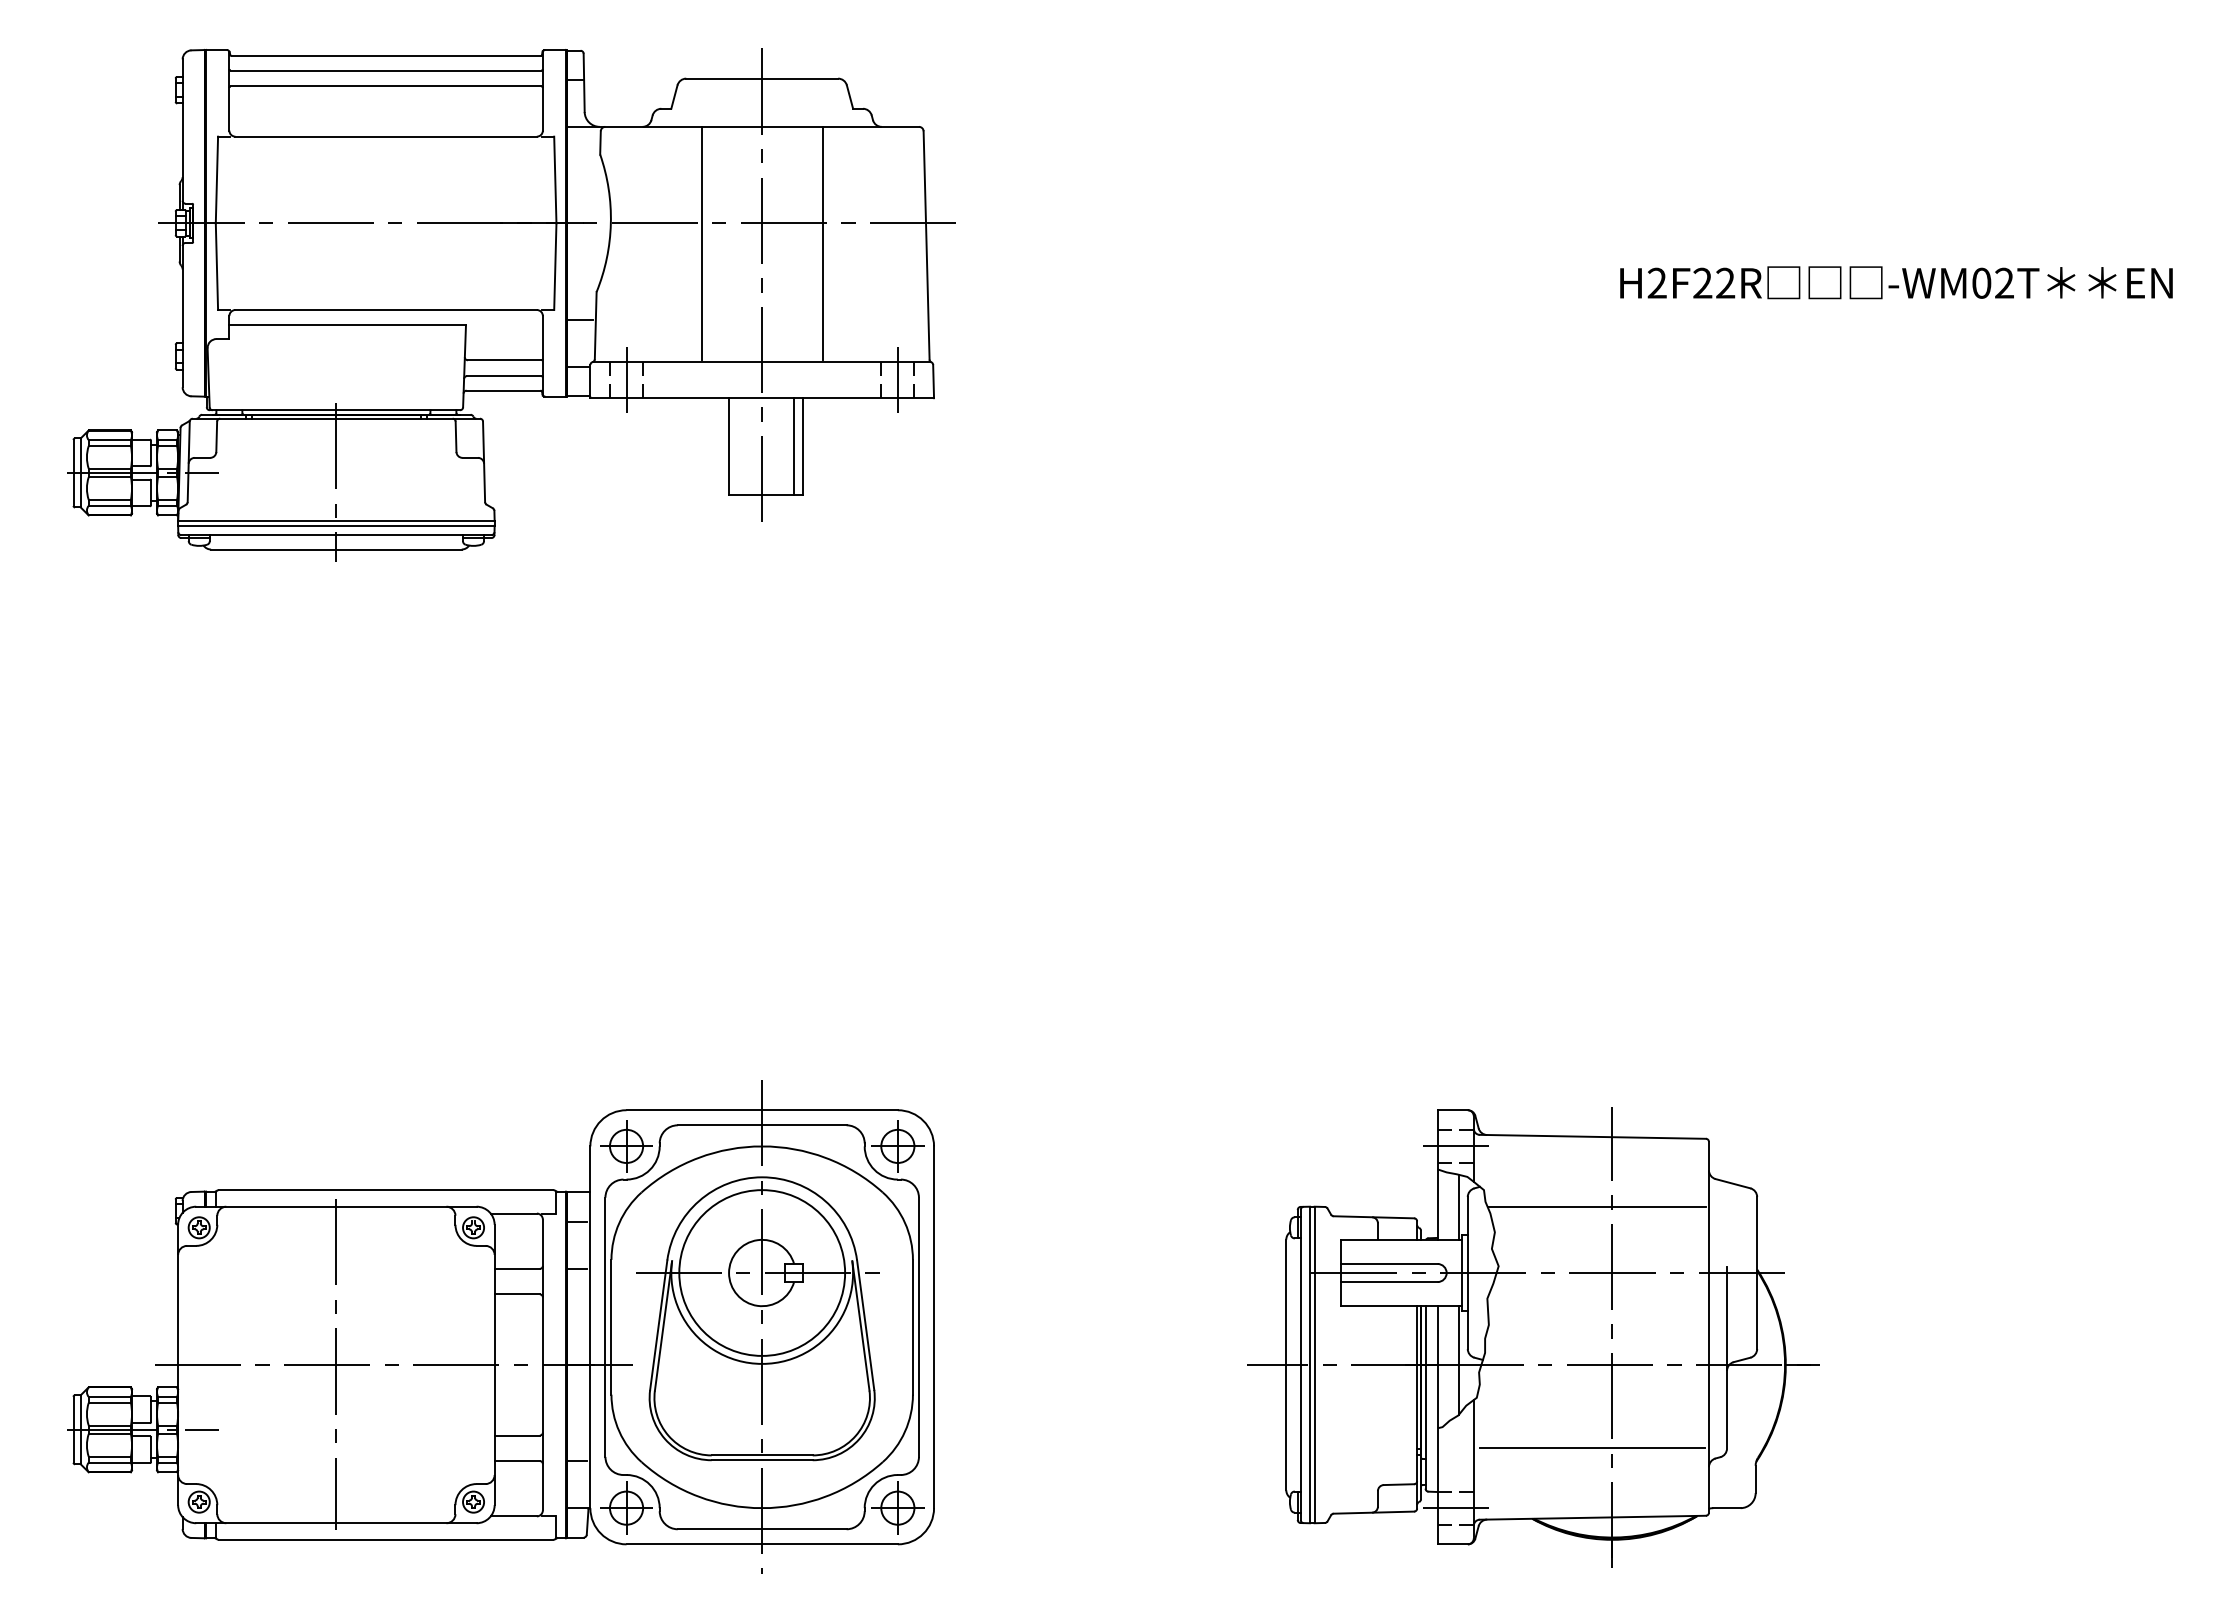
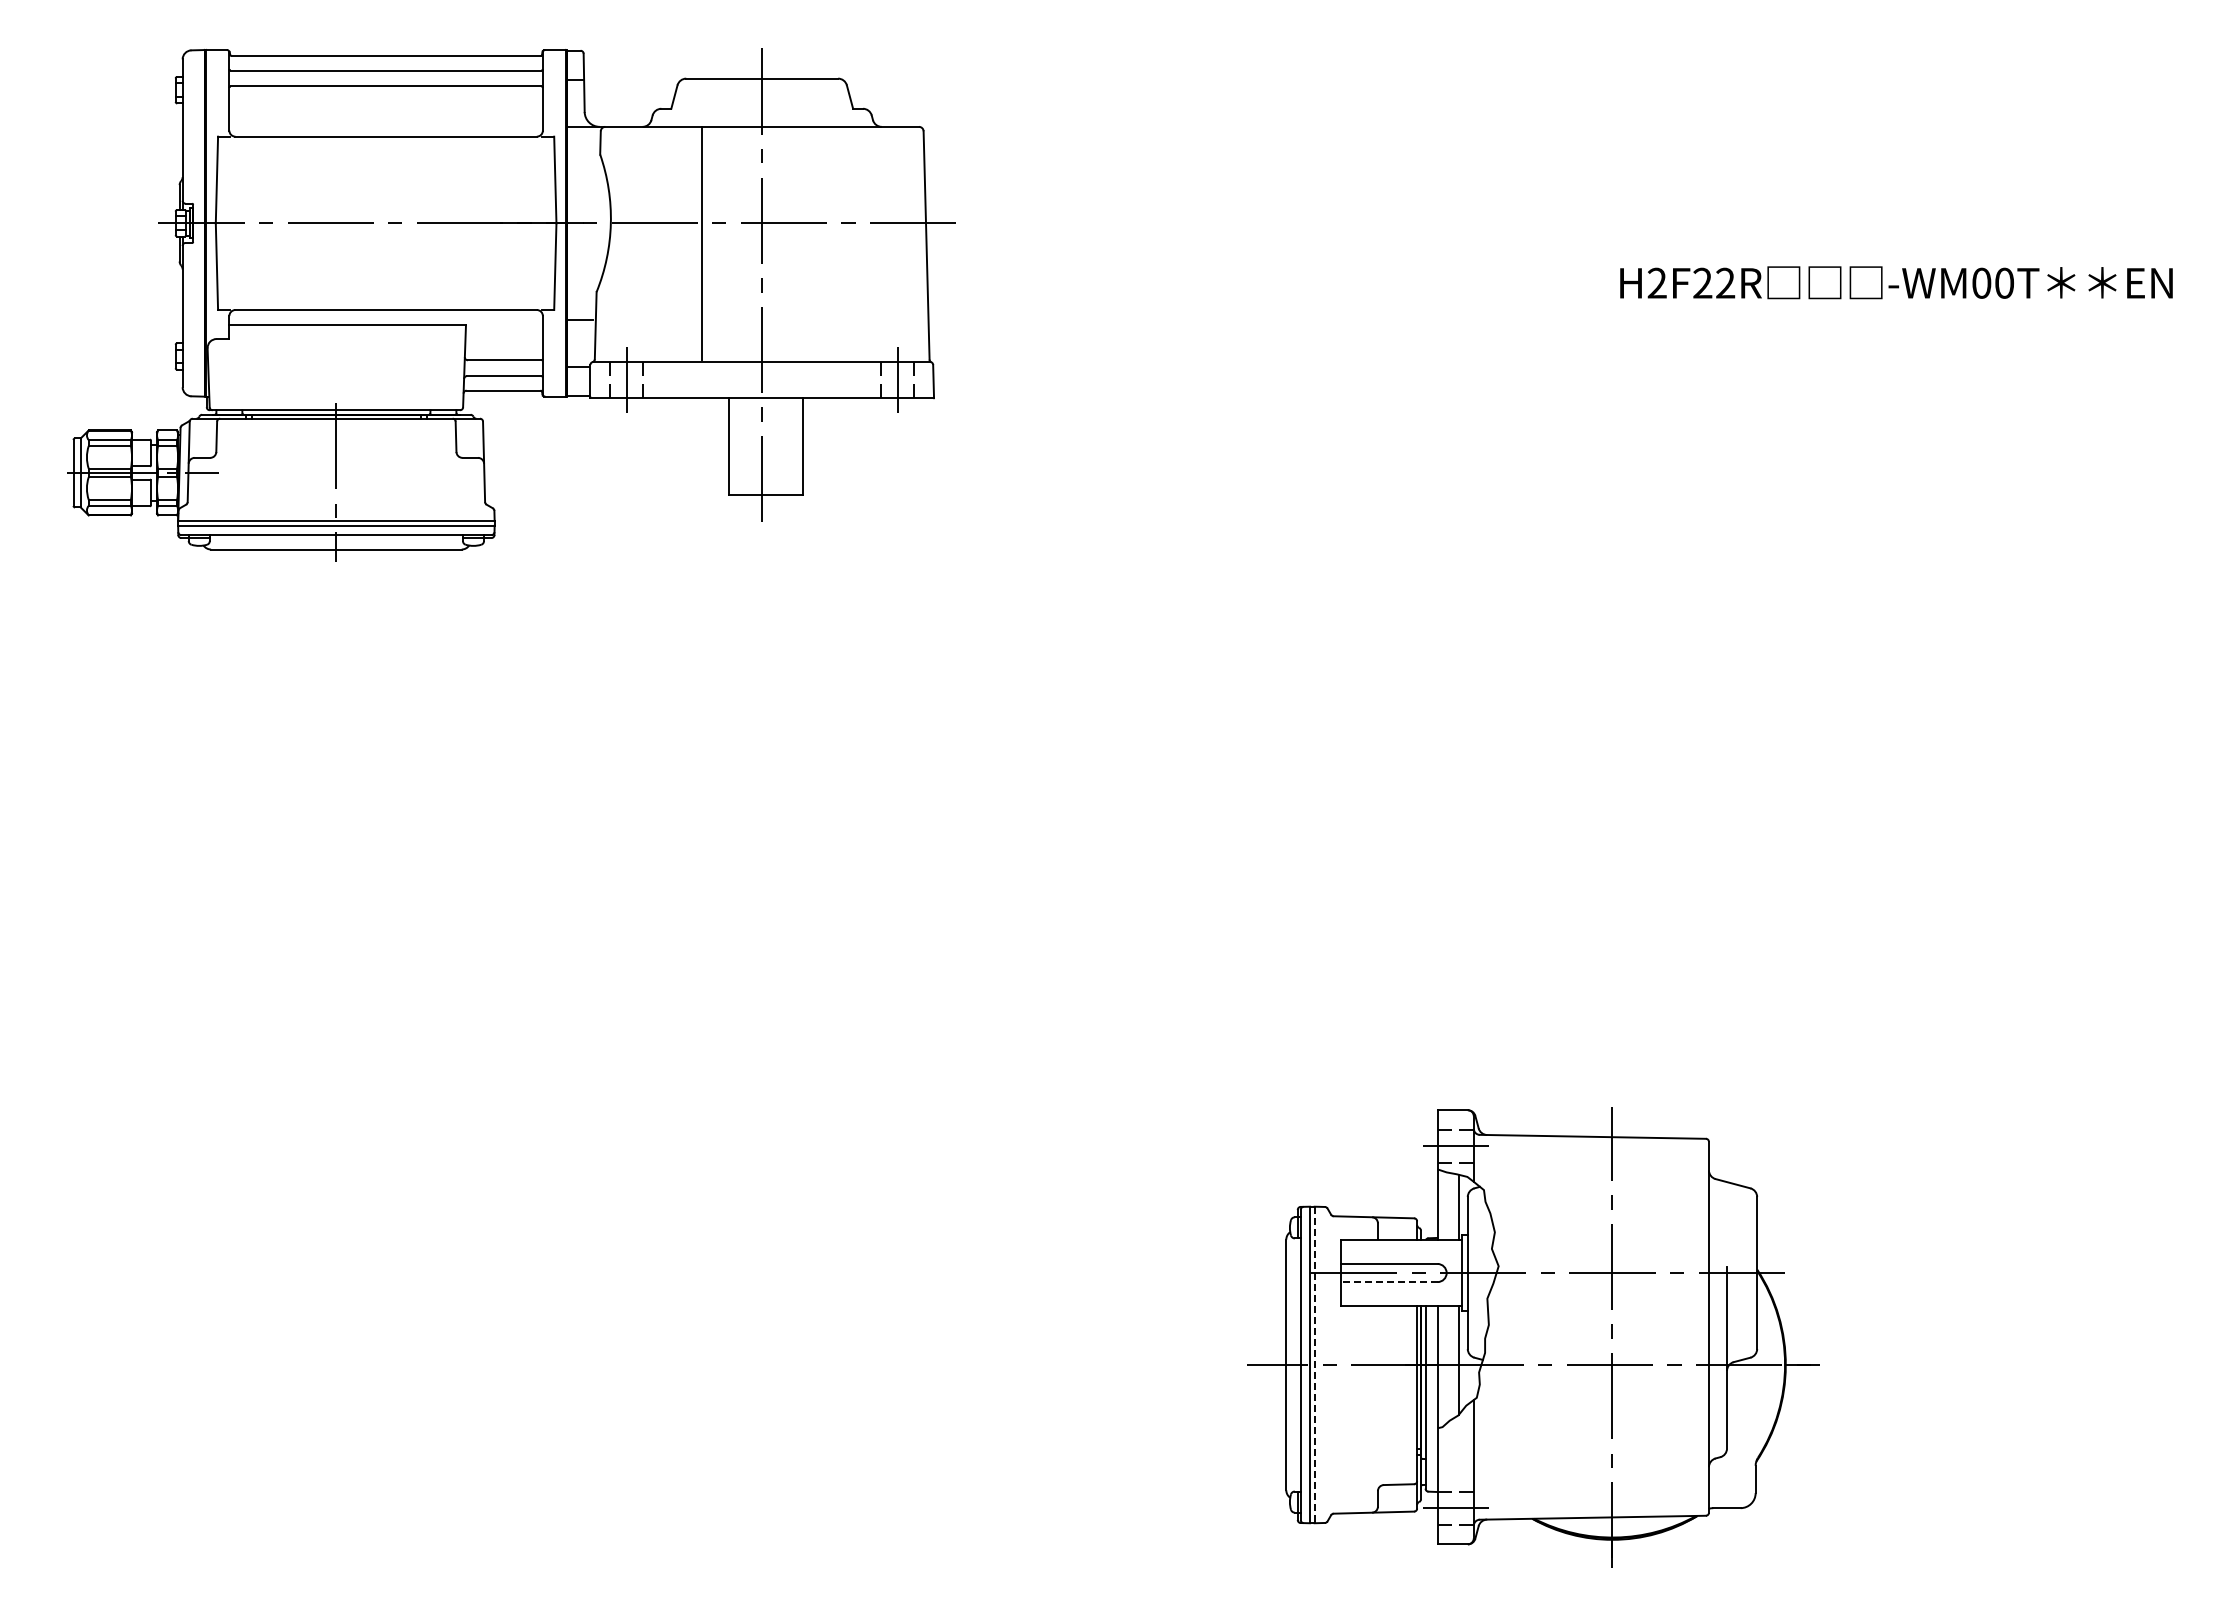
line: present -> none (822, 242)
text: -WM02T -> -WM00T (2004, 282)
line: present -> none (794, 446)
line: present -> none (1596, 1206)
line: solid -> dashed (1388, 1282)
part: present -> none (500, 1326)
line: solid -> dashed (1314, 1365)
line: present -> none (1591, 1447)
